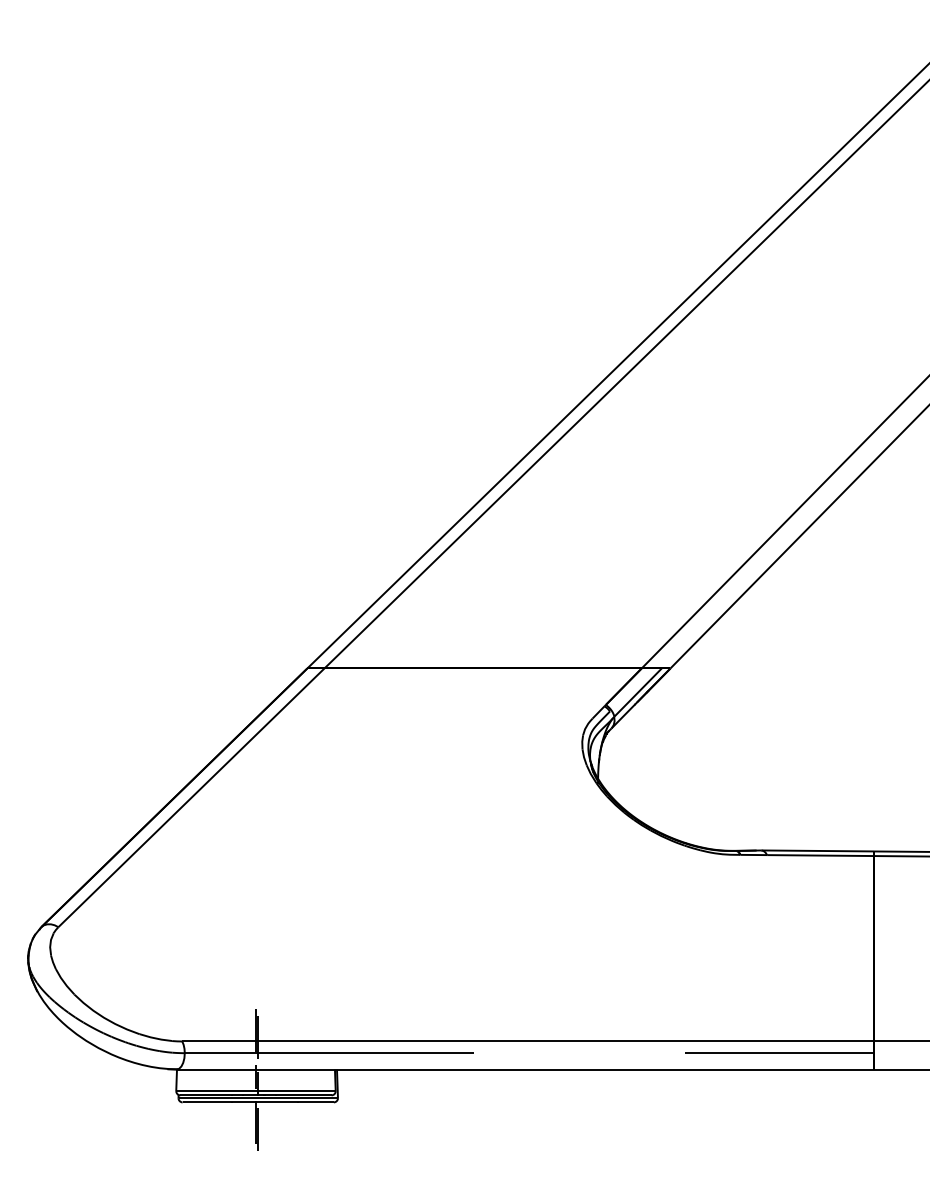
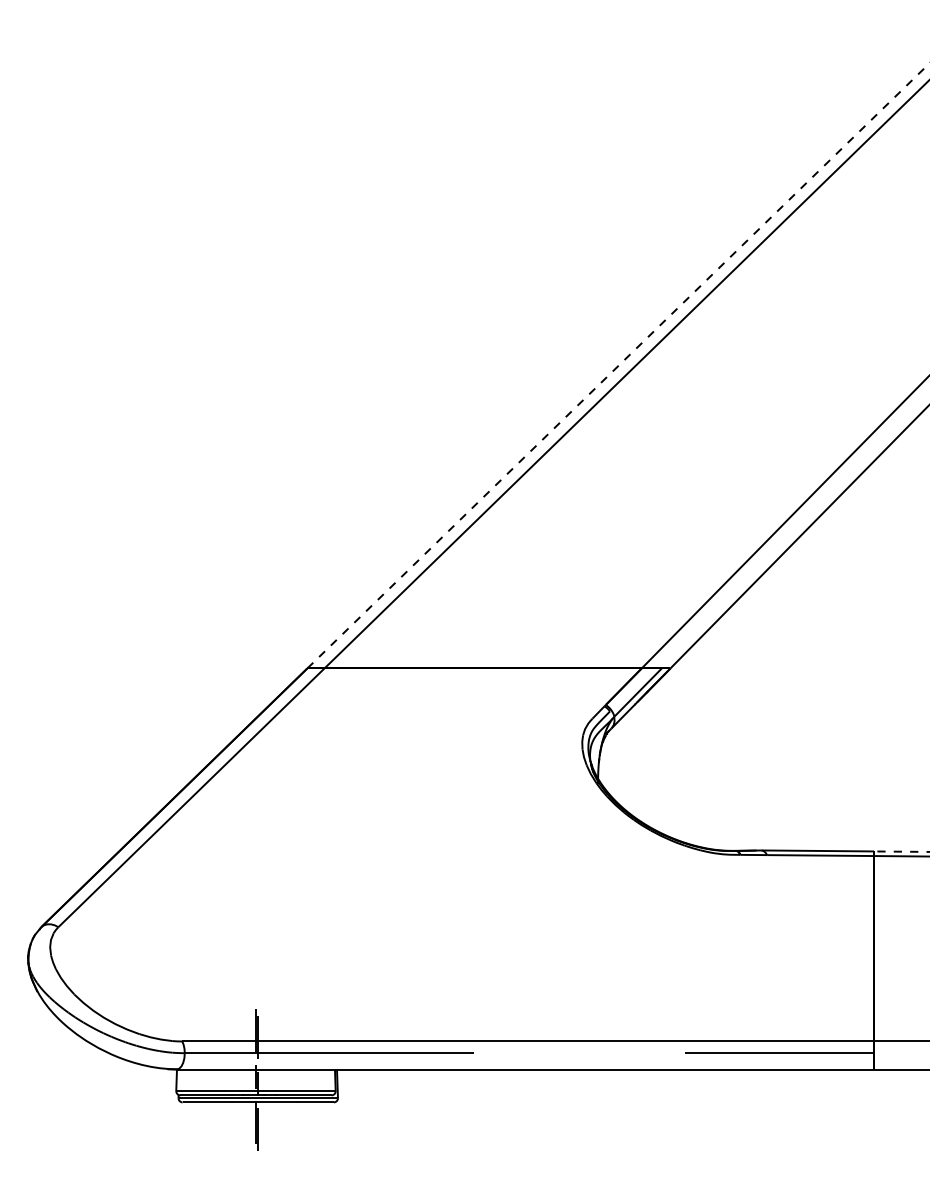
line: solid -> dashed (618, 365)
line: solid -> dashed (901, 851)
